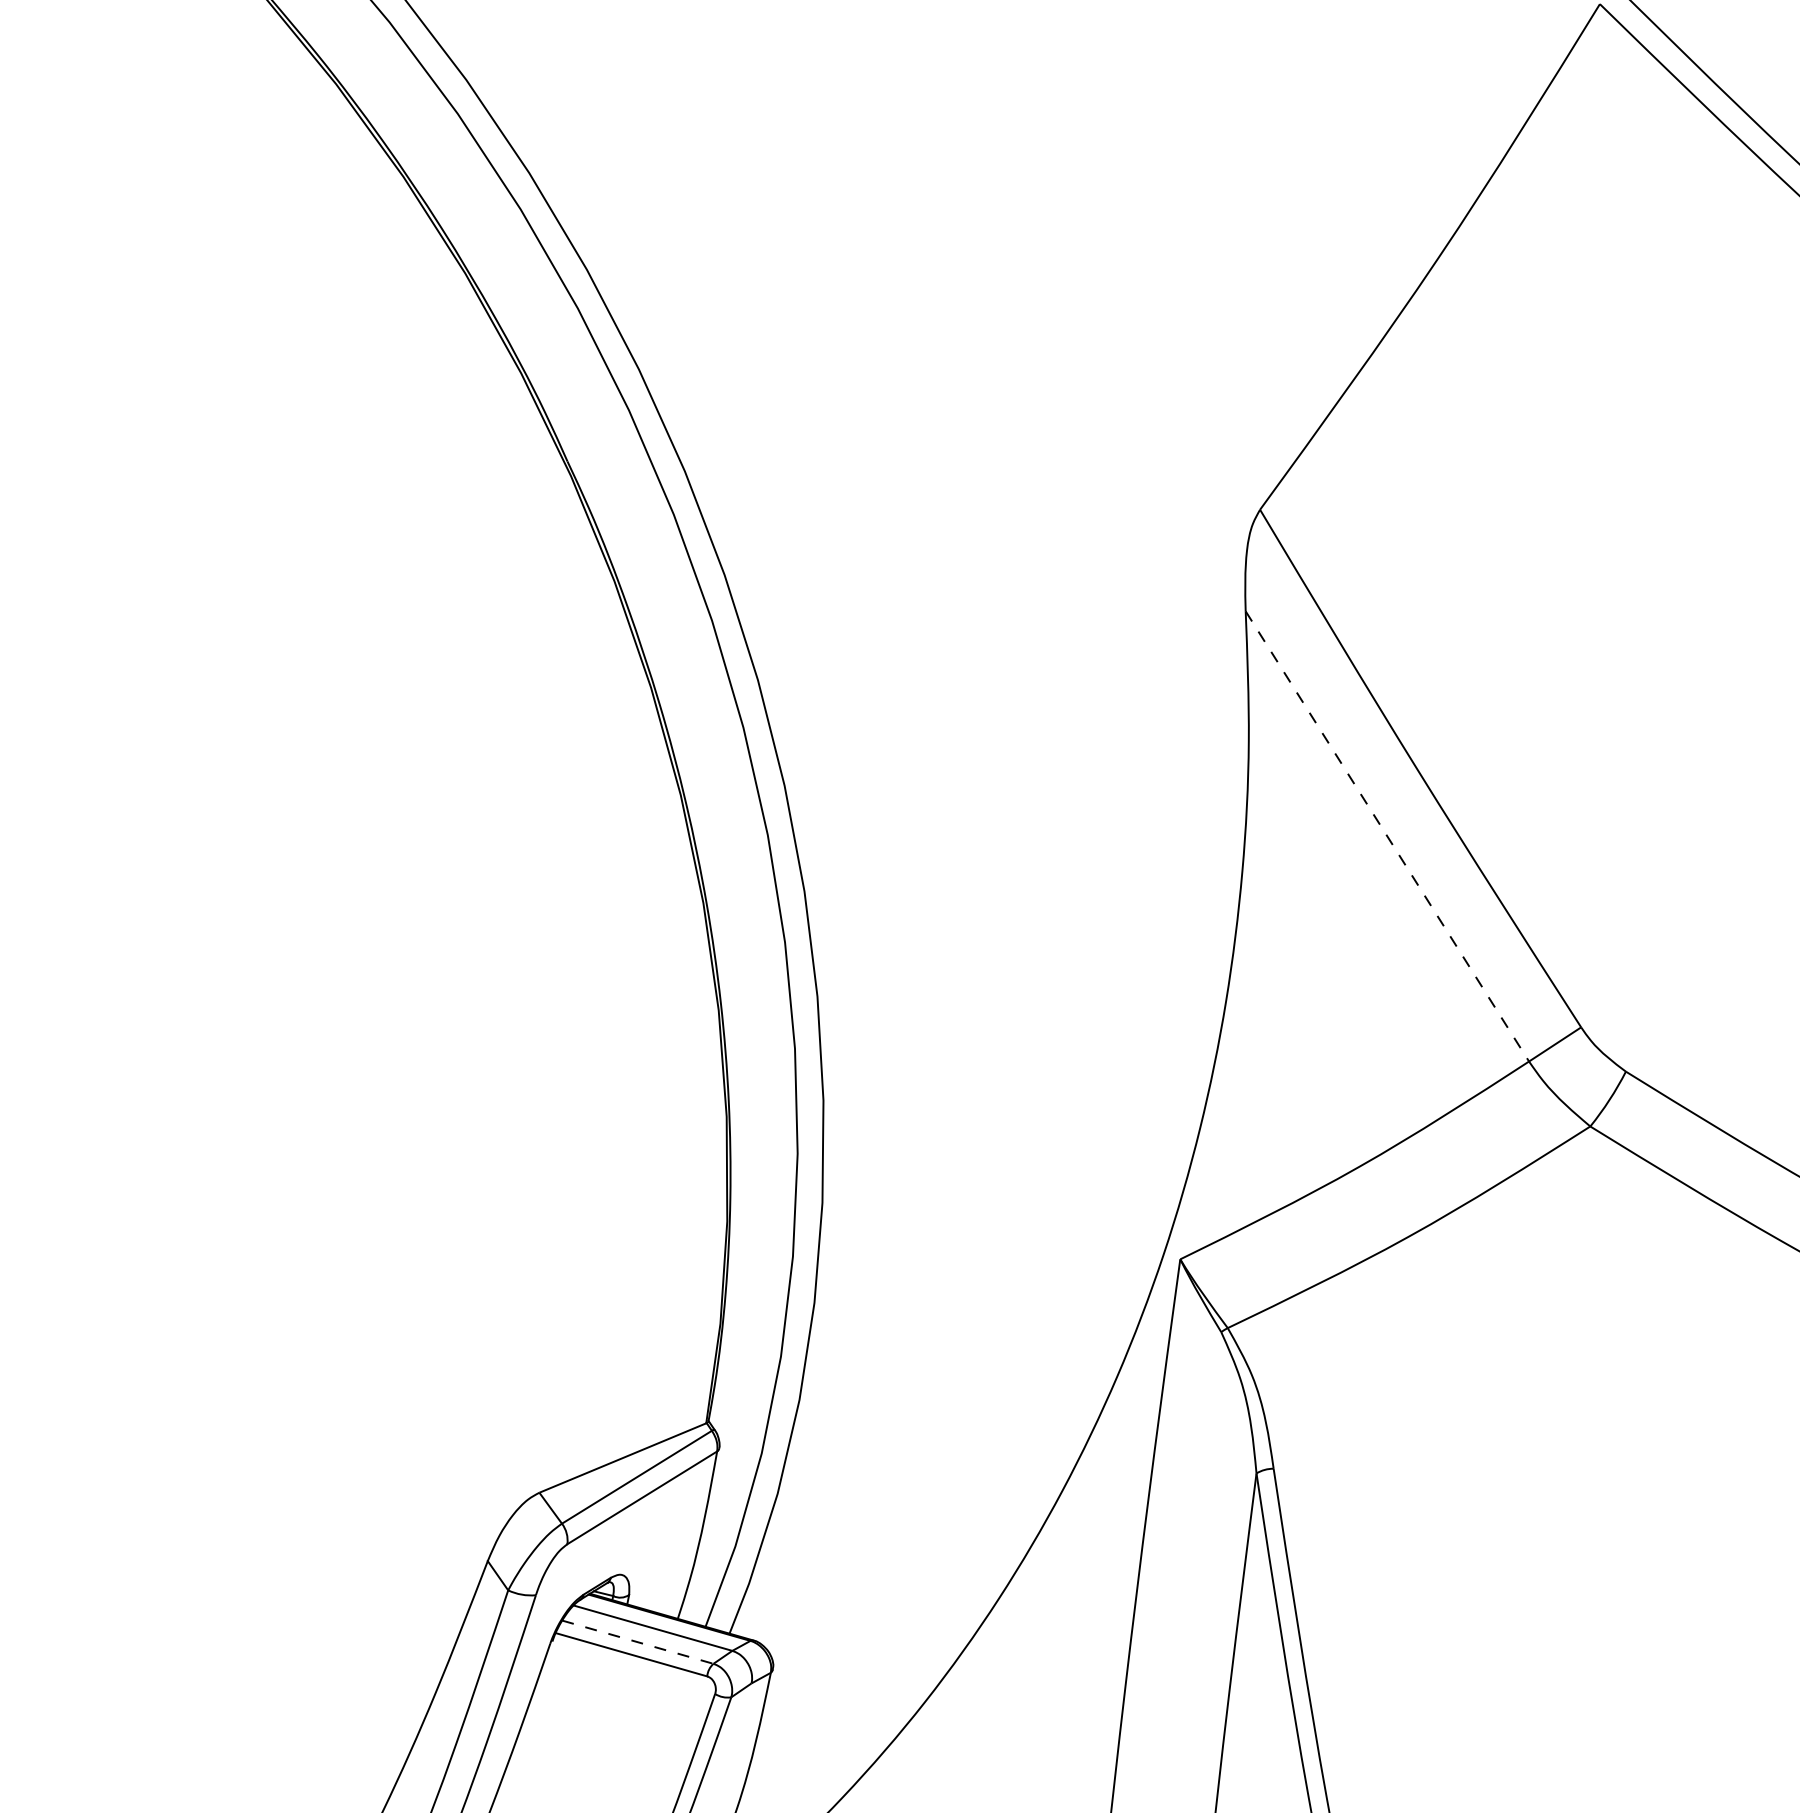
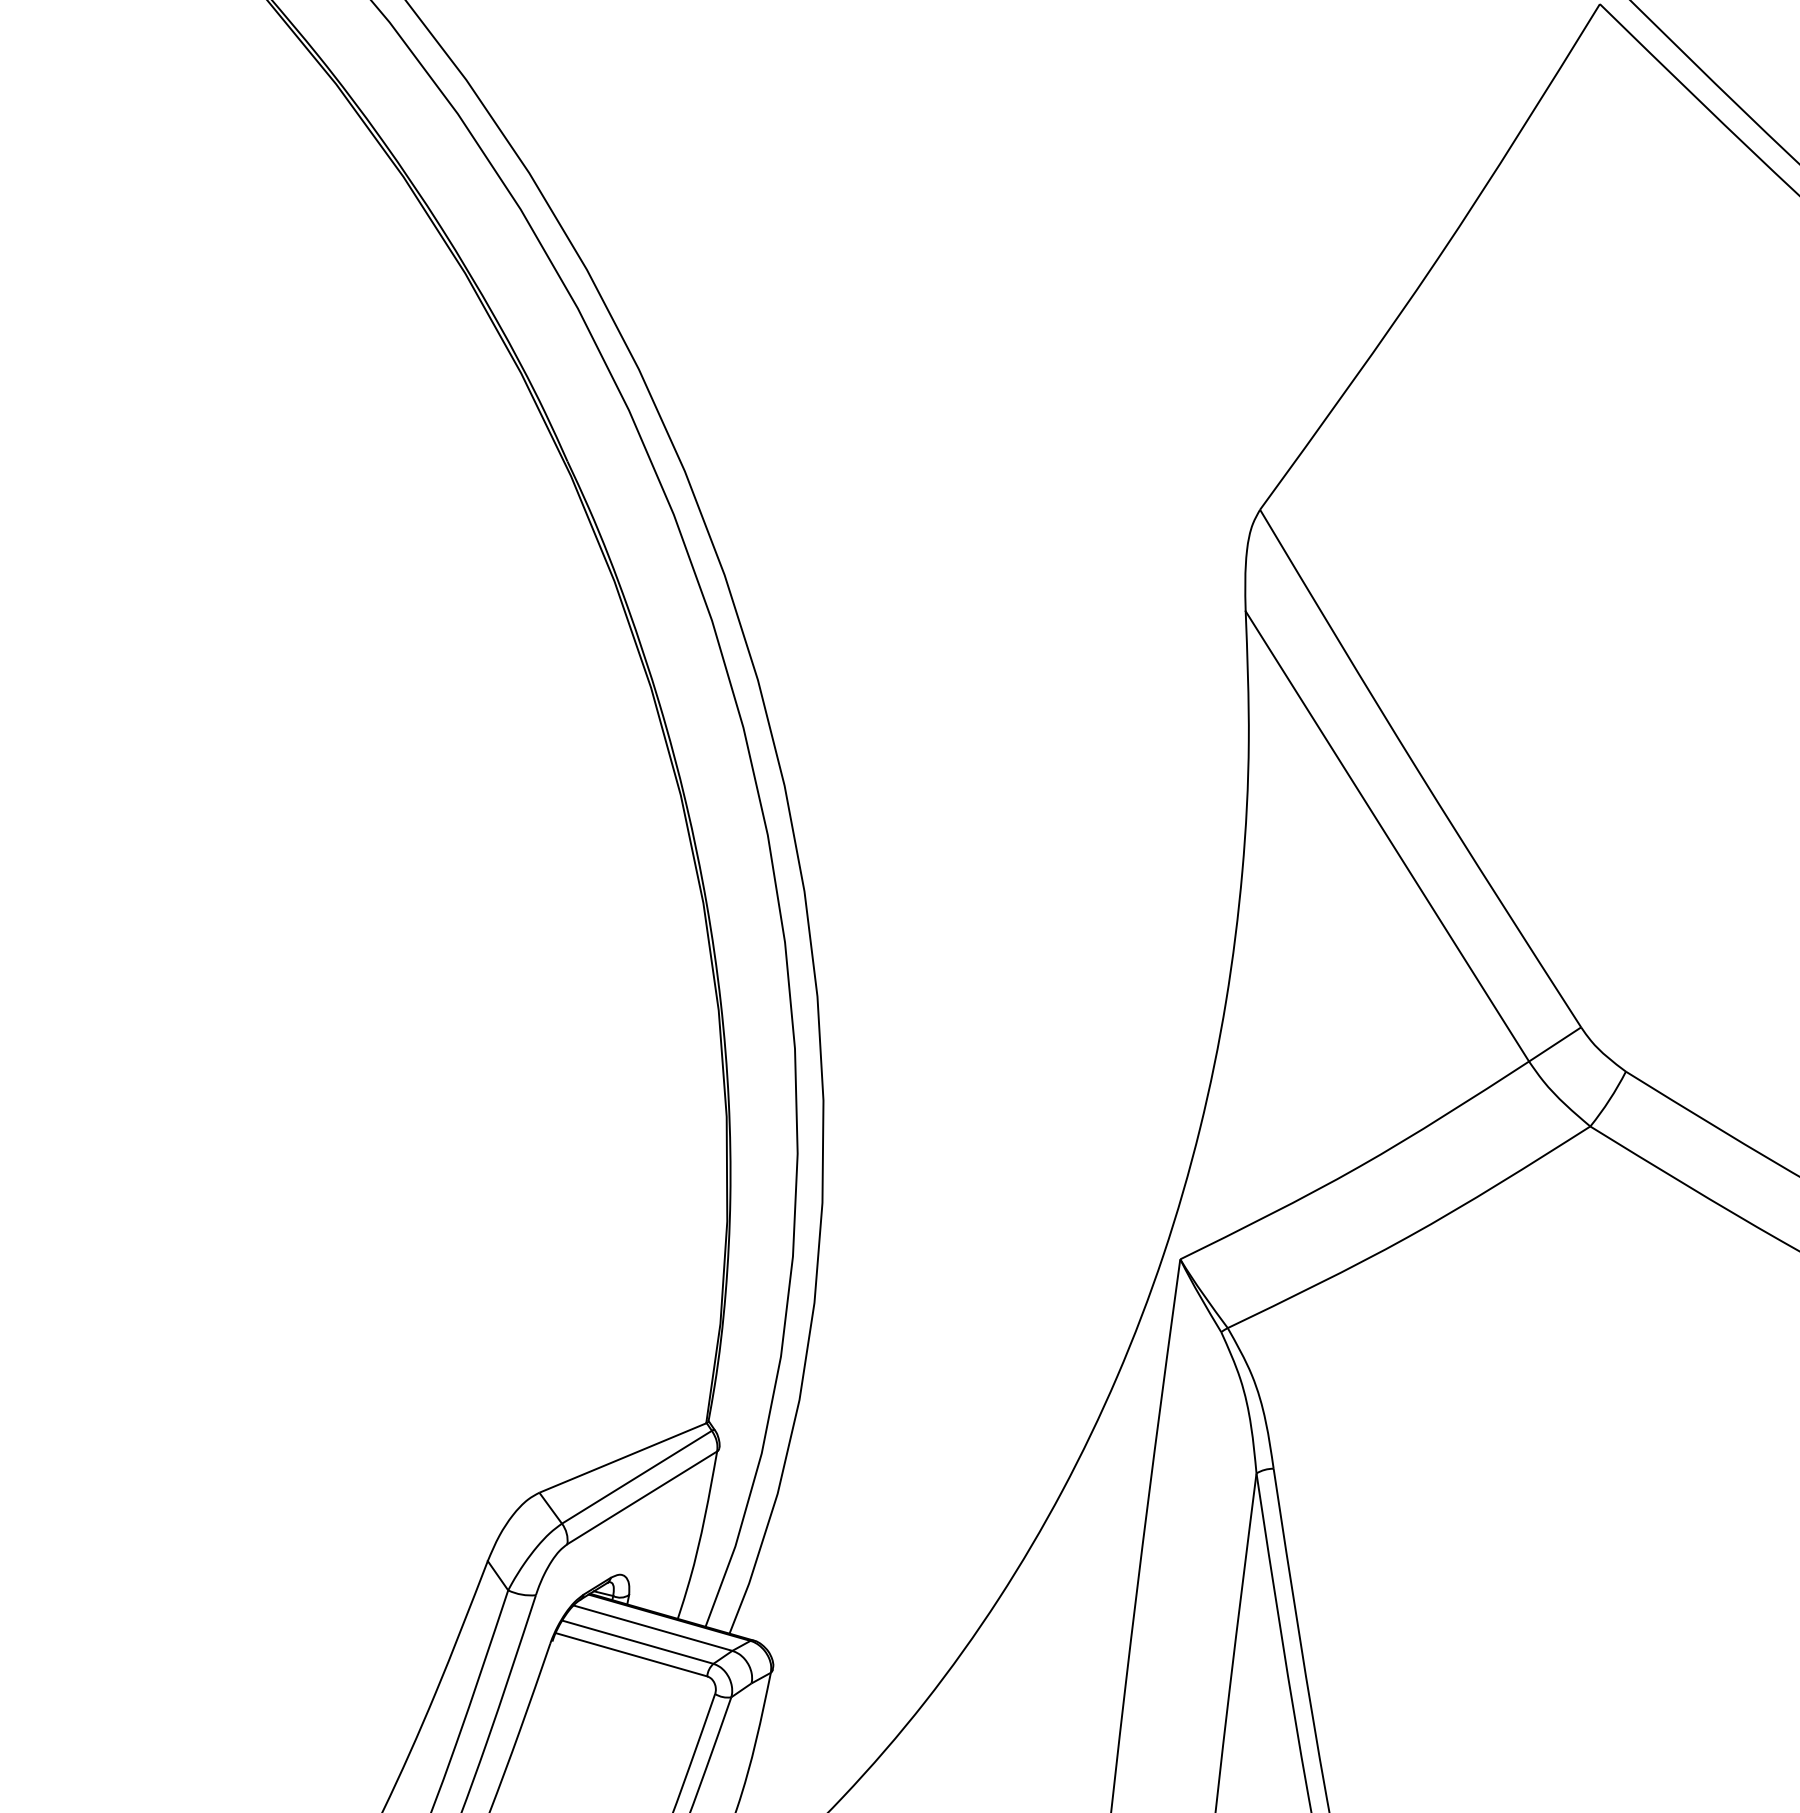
line: dashed -> solid (1387, 836)
line: dashed -> solid (637, 1642)
